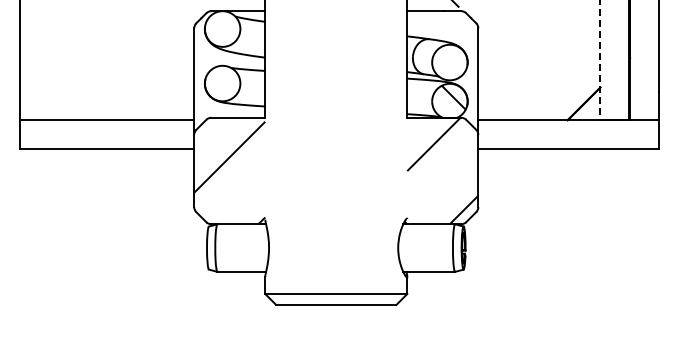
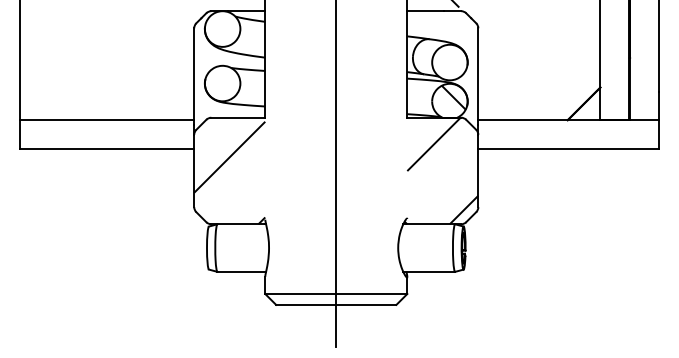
line: dashed -> solid (600, 60)
line: none -> present (336, 174)
